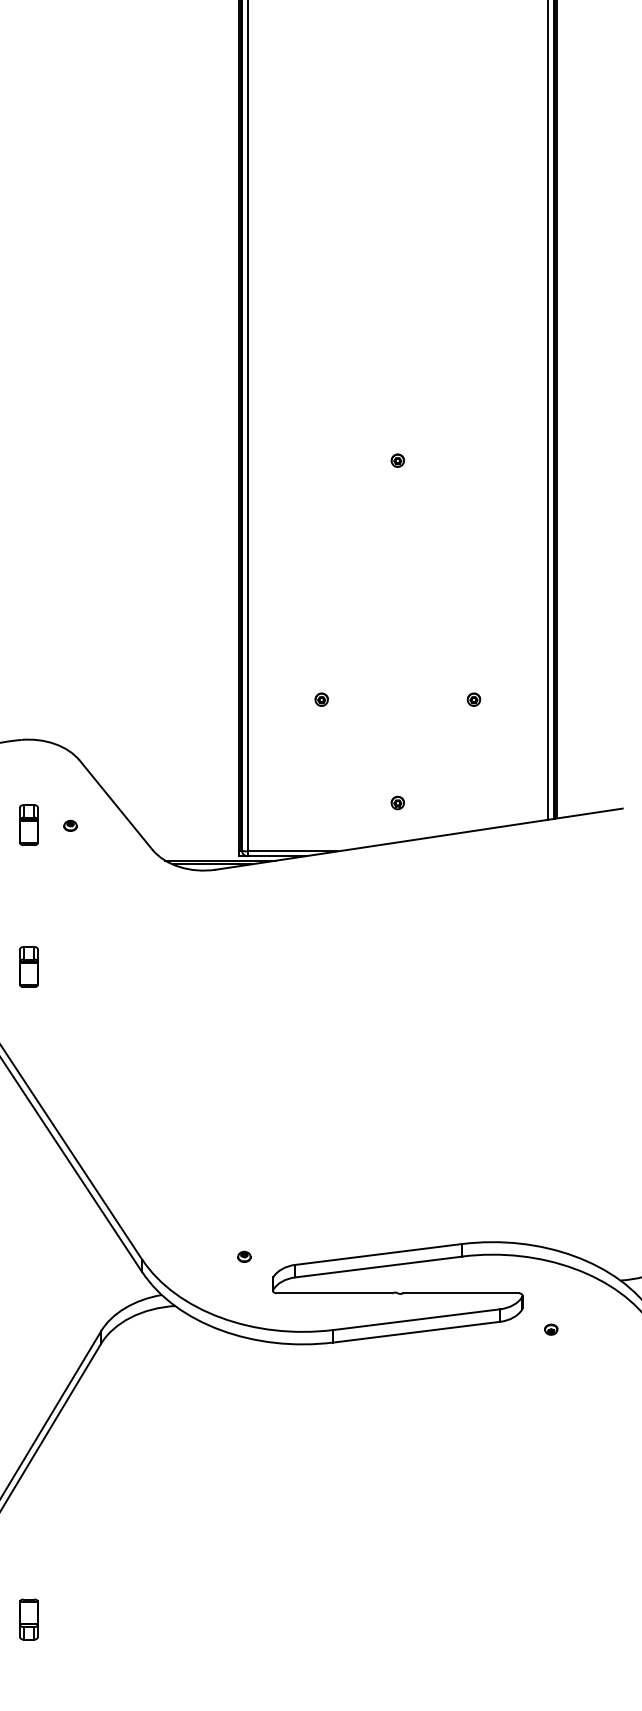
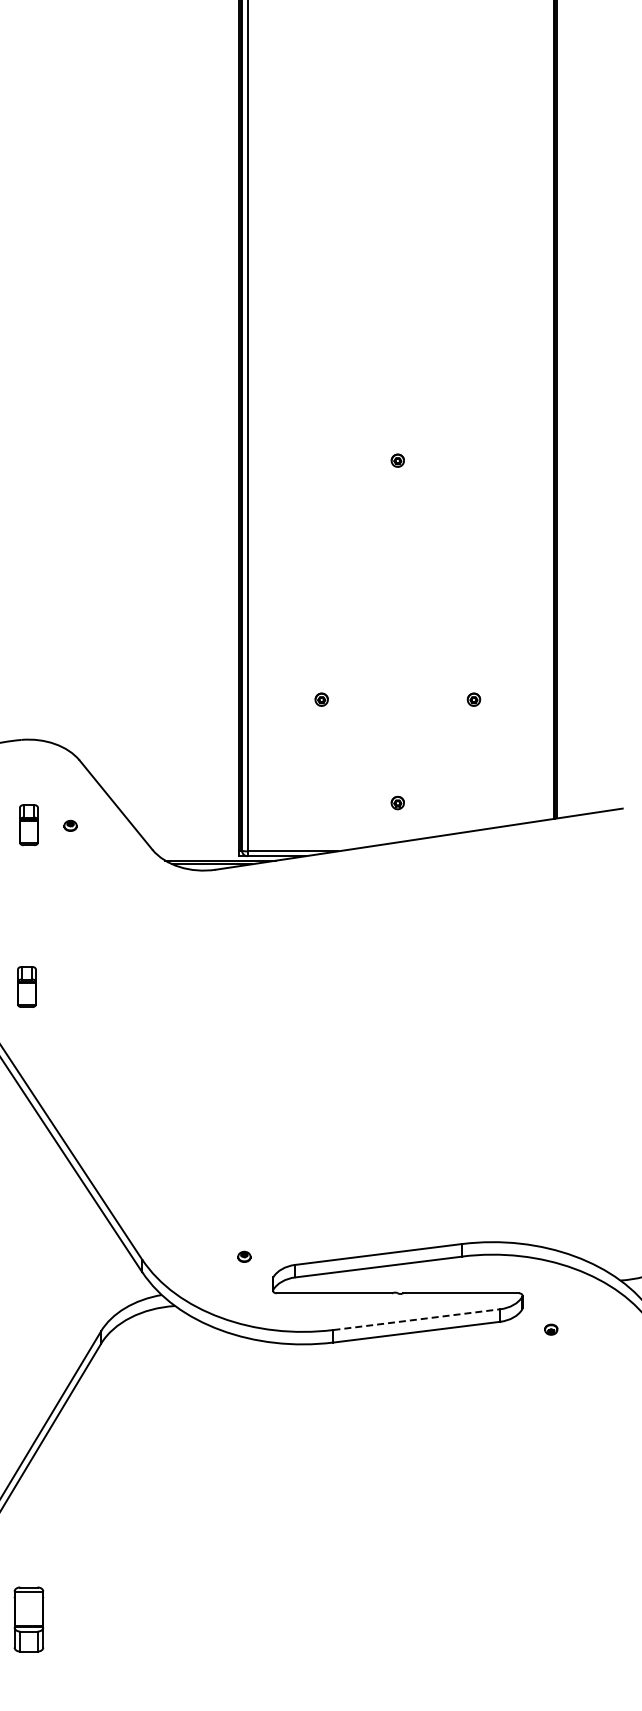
line: present -> none (548, 410)
part position: (28, 966) -> (26, 986) (26, 986)
line: solid -> dashed (417, 1319)
part size: 20x43 px -> 32x67 px (28, 1619)
